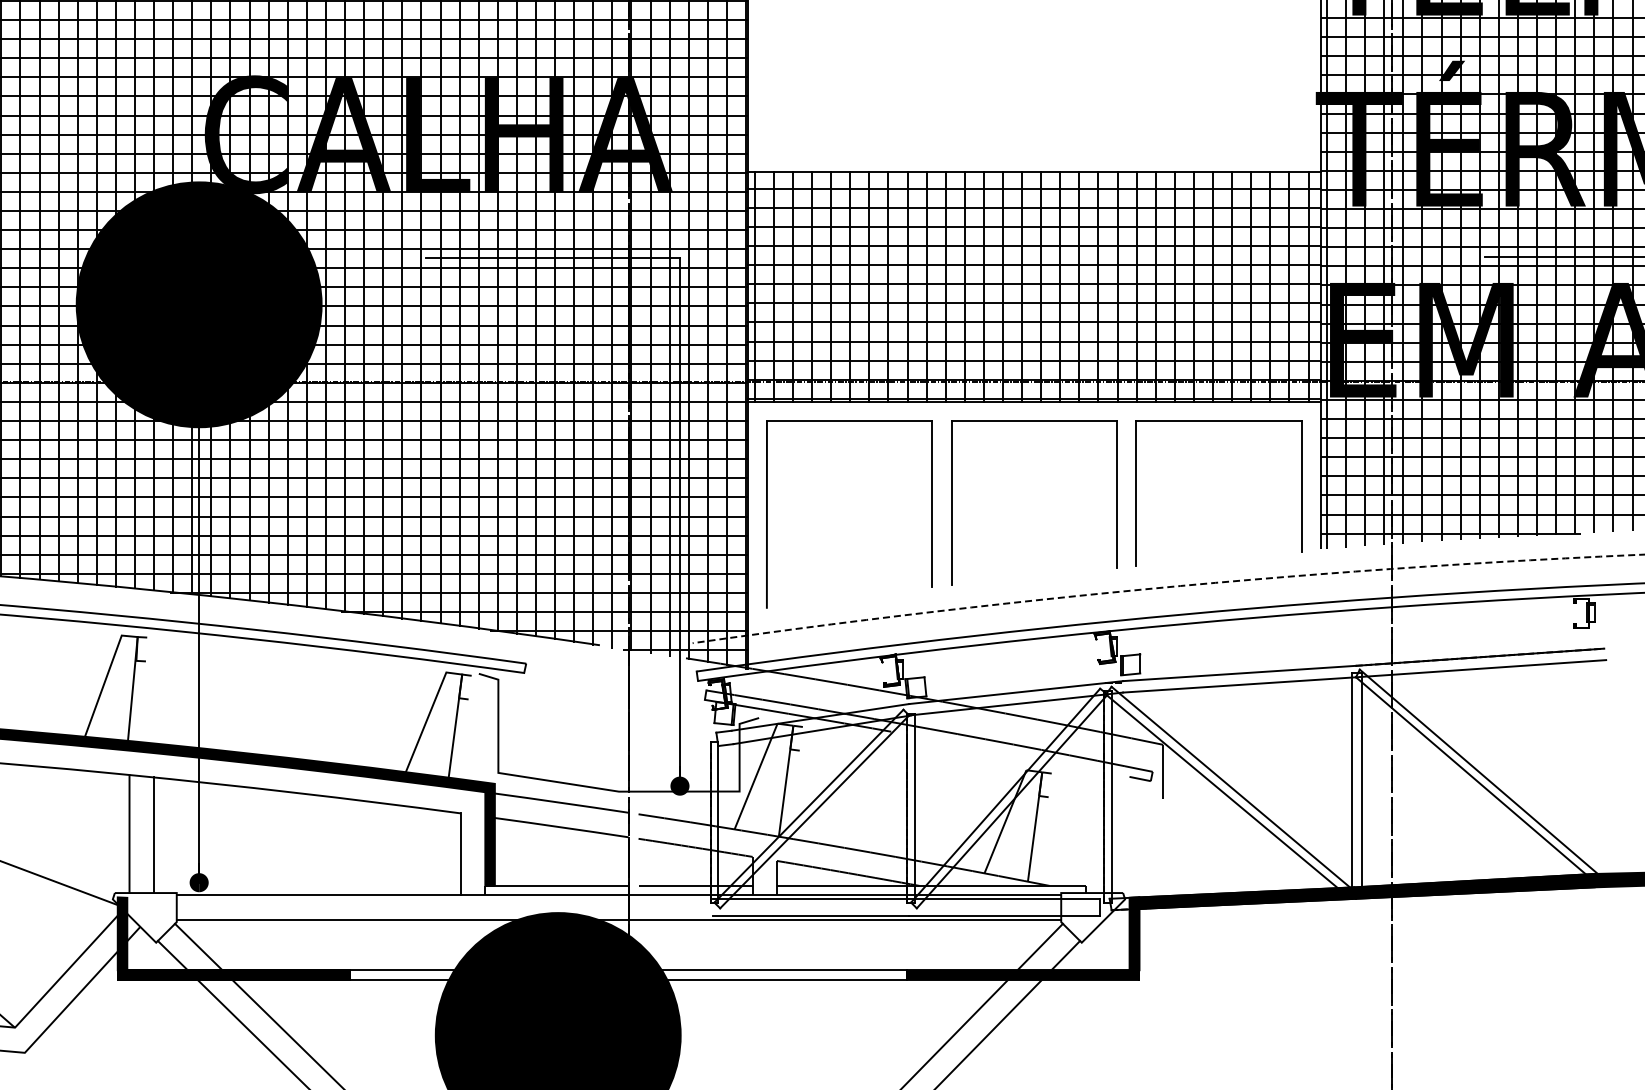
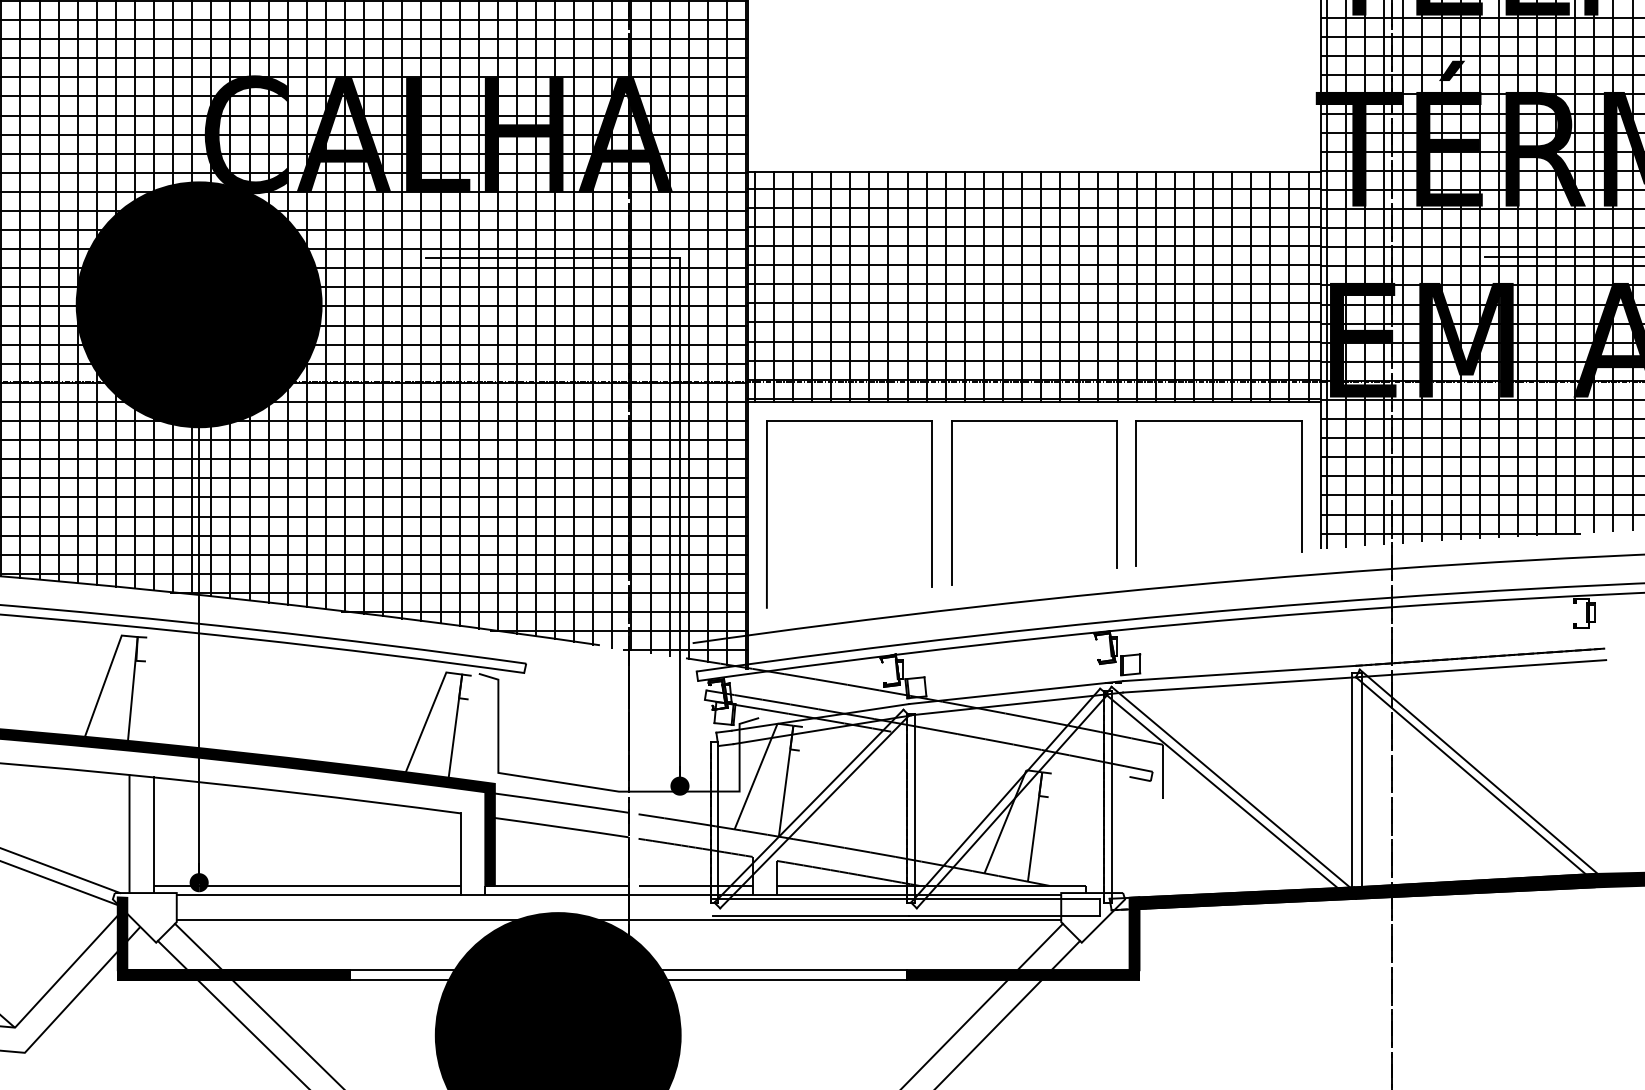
arc: dashed -> solid (1167, 587)
line: none -> present (61, 870)
line: none -> present (307, 885)
